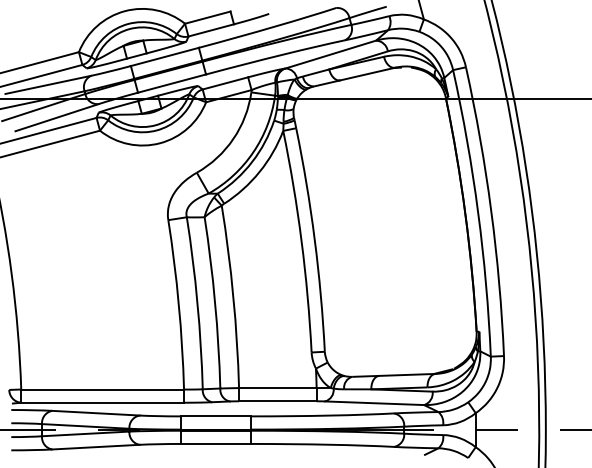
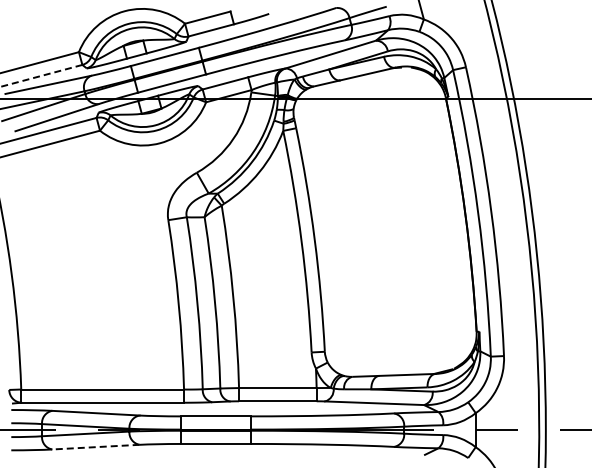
line: solid -> dashed (40, 76)
line: solid -> dashed (95, 447)
